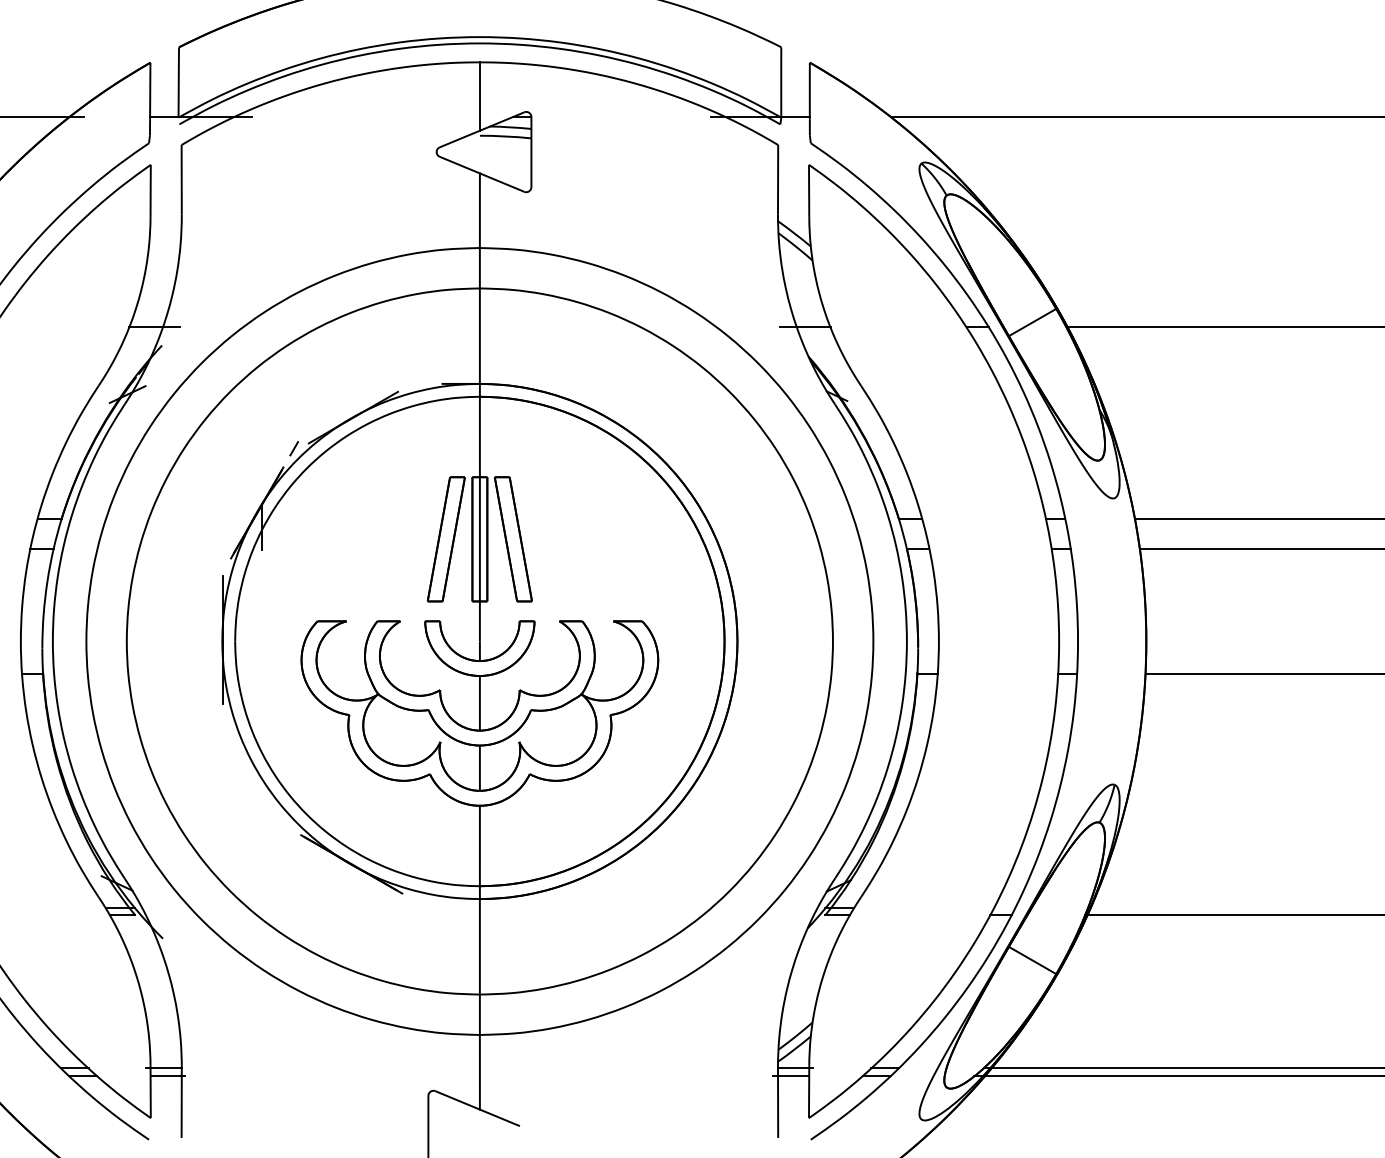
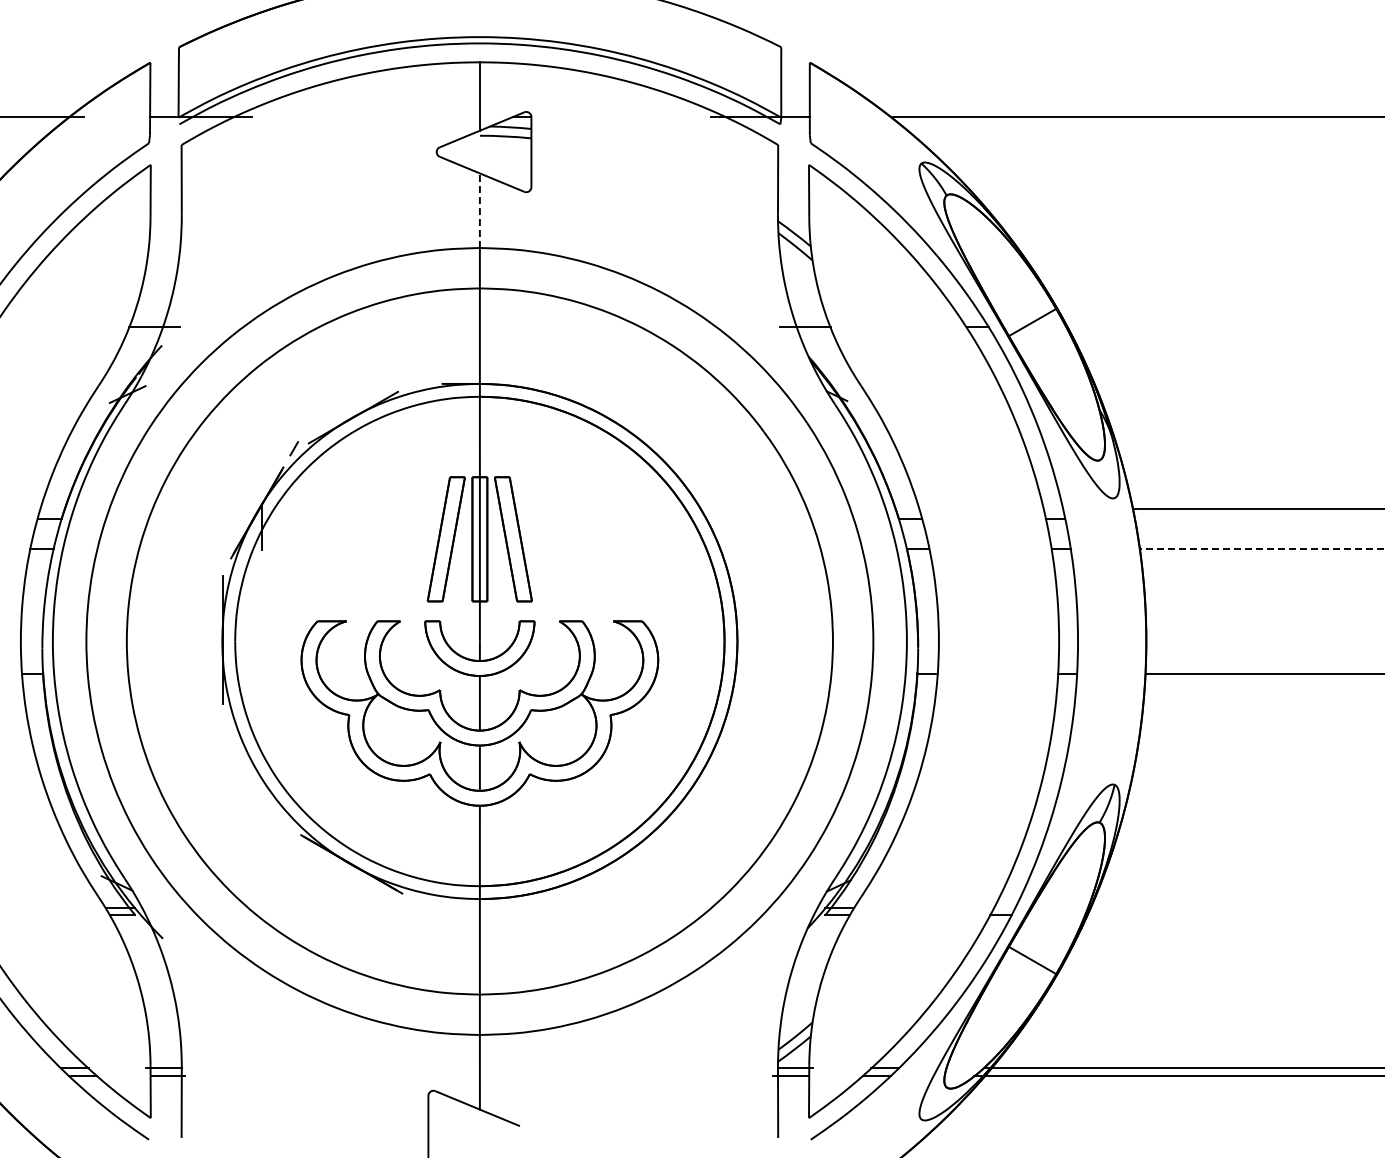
line: solid -> dashed (479, 210)
line: present -> none (1223, 327)
line position: (1258, 519) -> (1258, 509) (1258, 509)
line: solid -> dashed (1261, 548)
line: present -> none (1233, 915)
